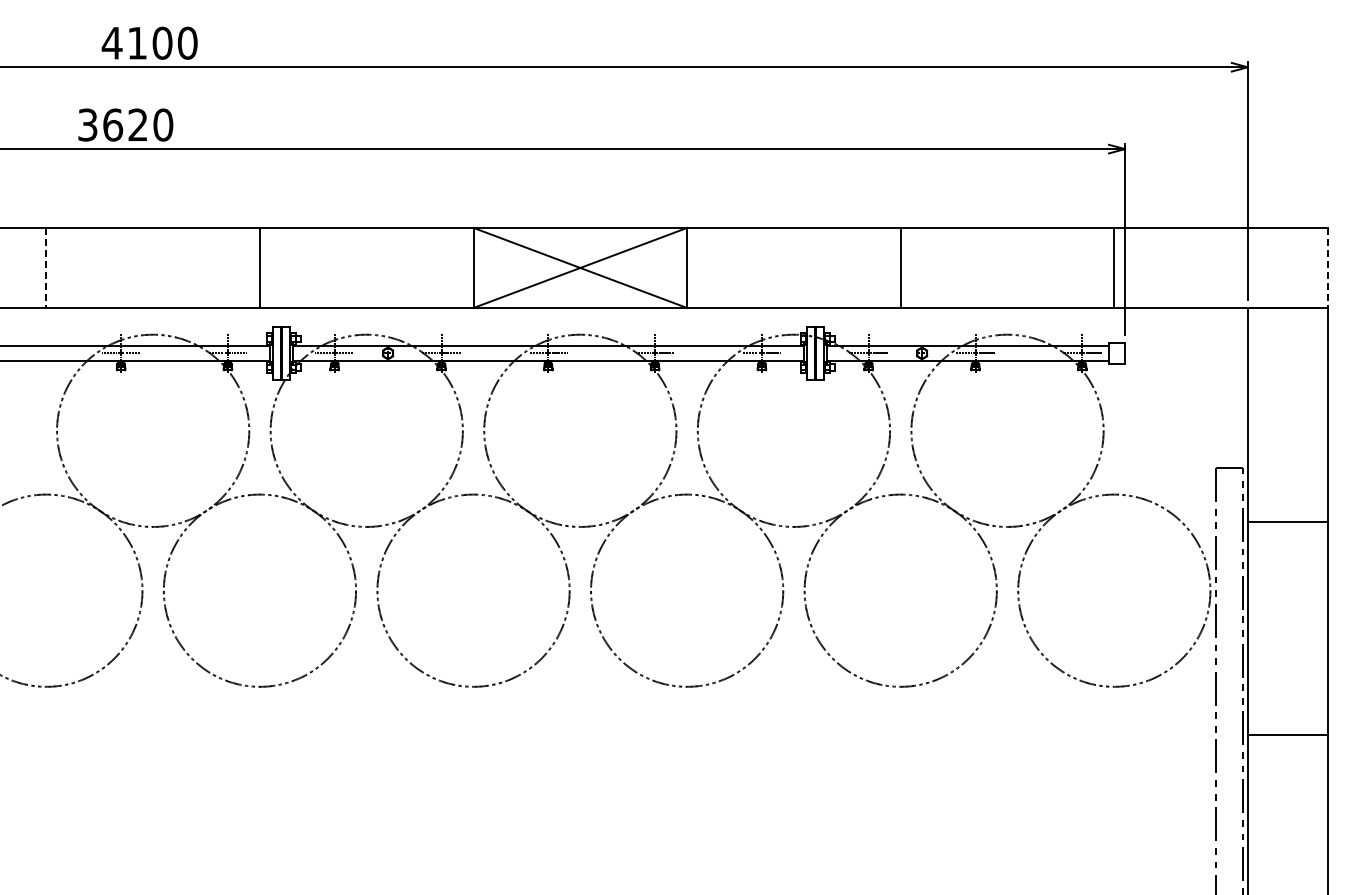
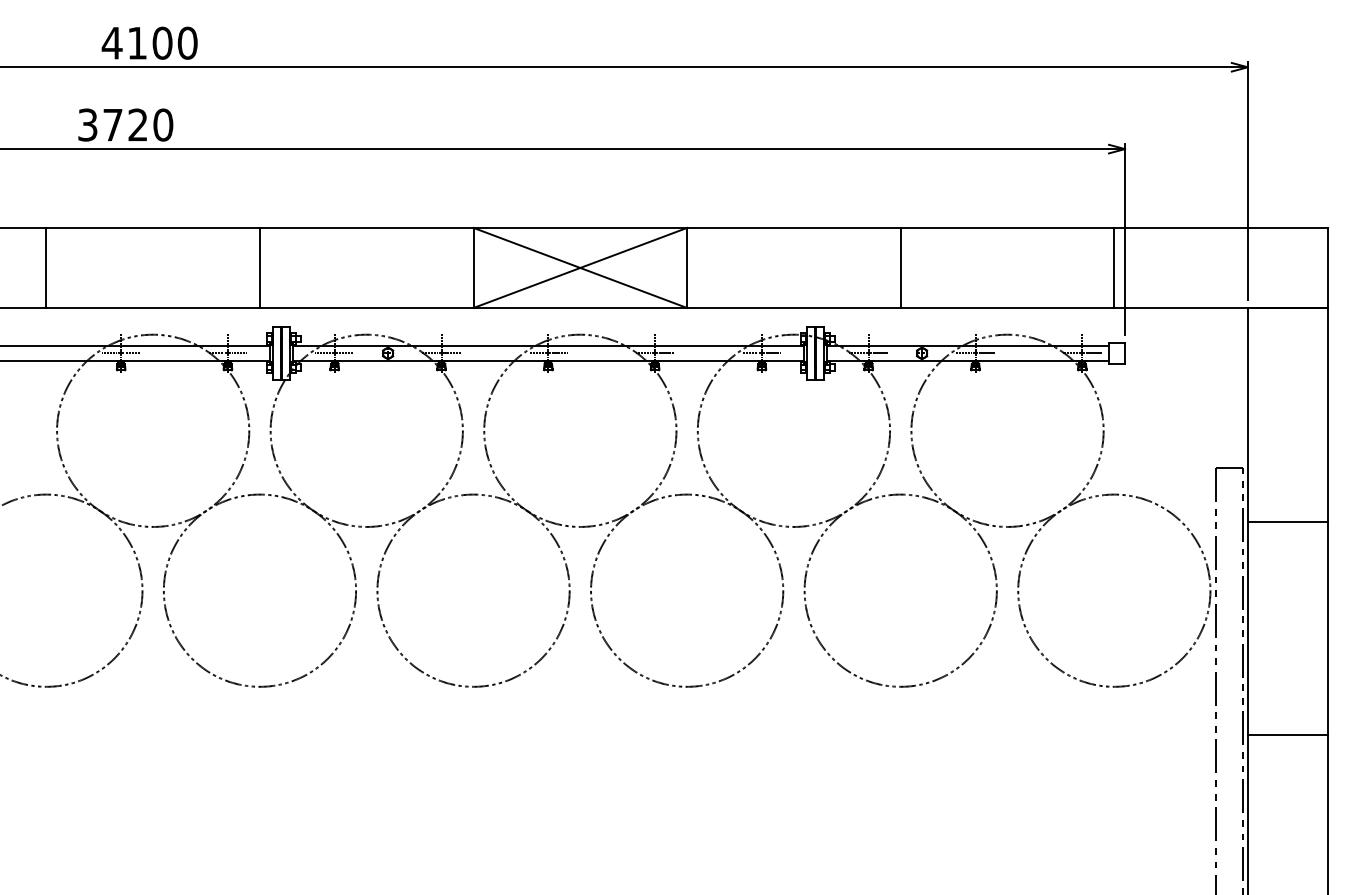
text: 3620 -> 3720 (113, 124)
line: dashed -> solid (46, 268)
line: dashed -> solid (1327, 268)
